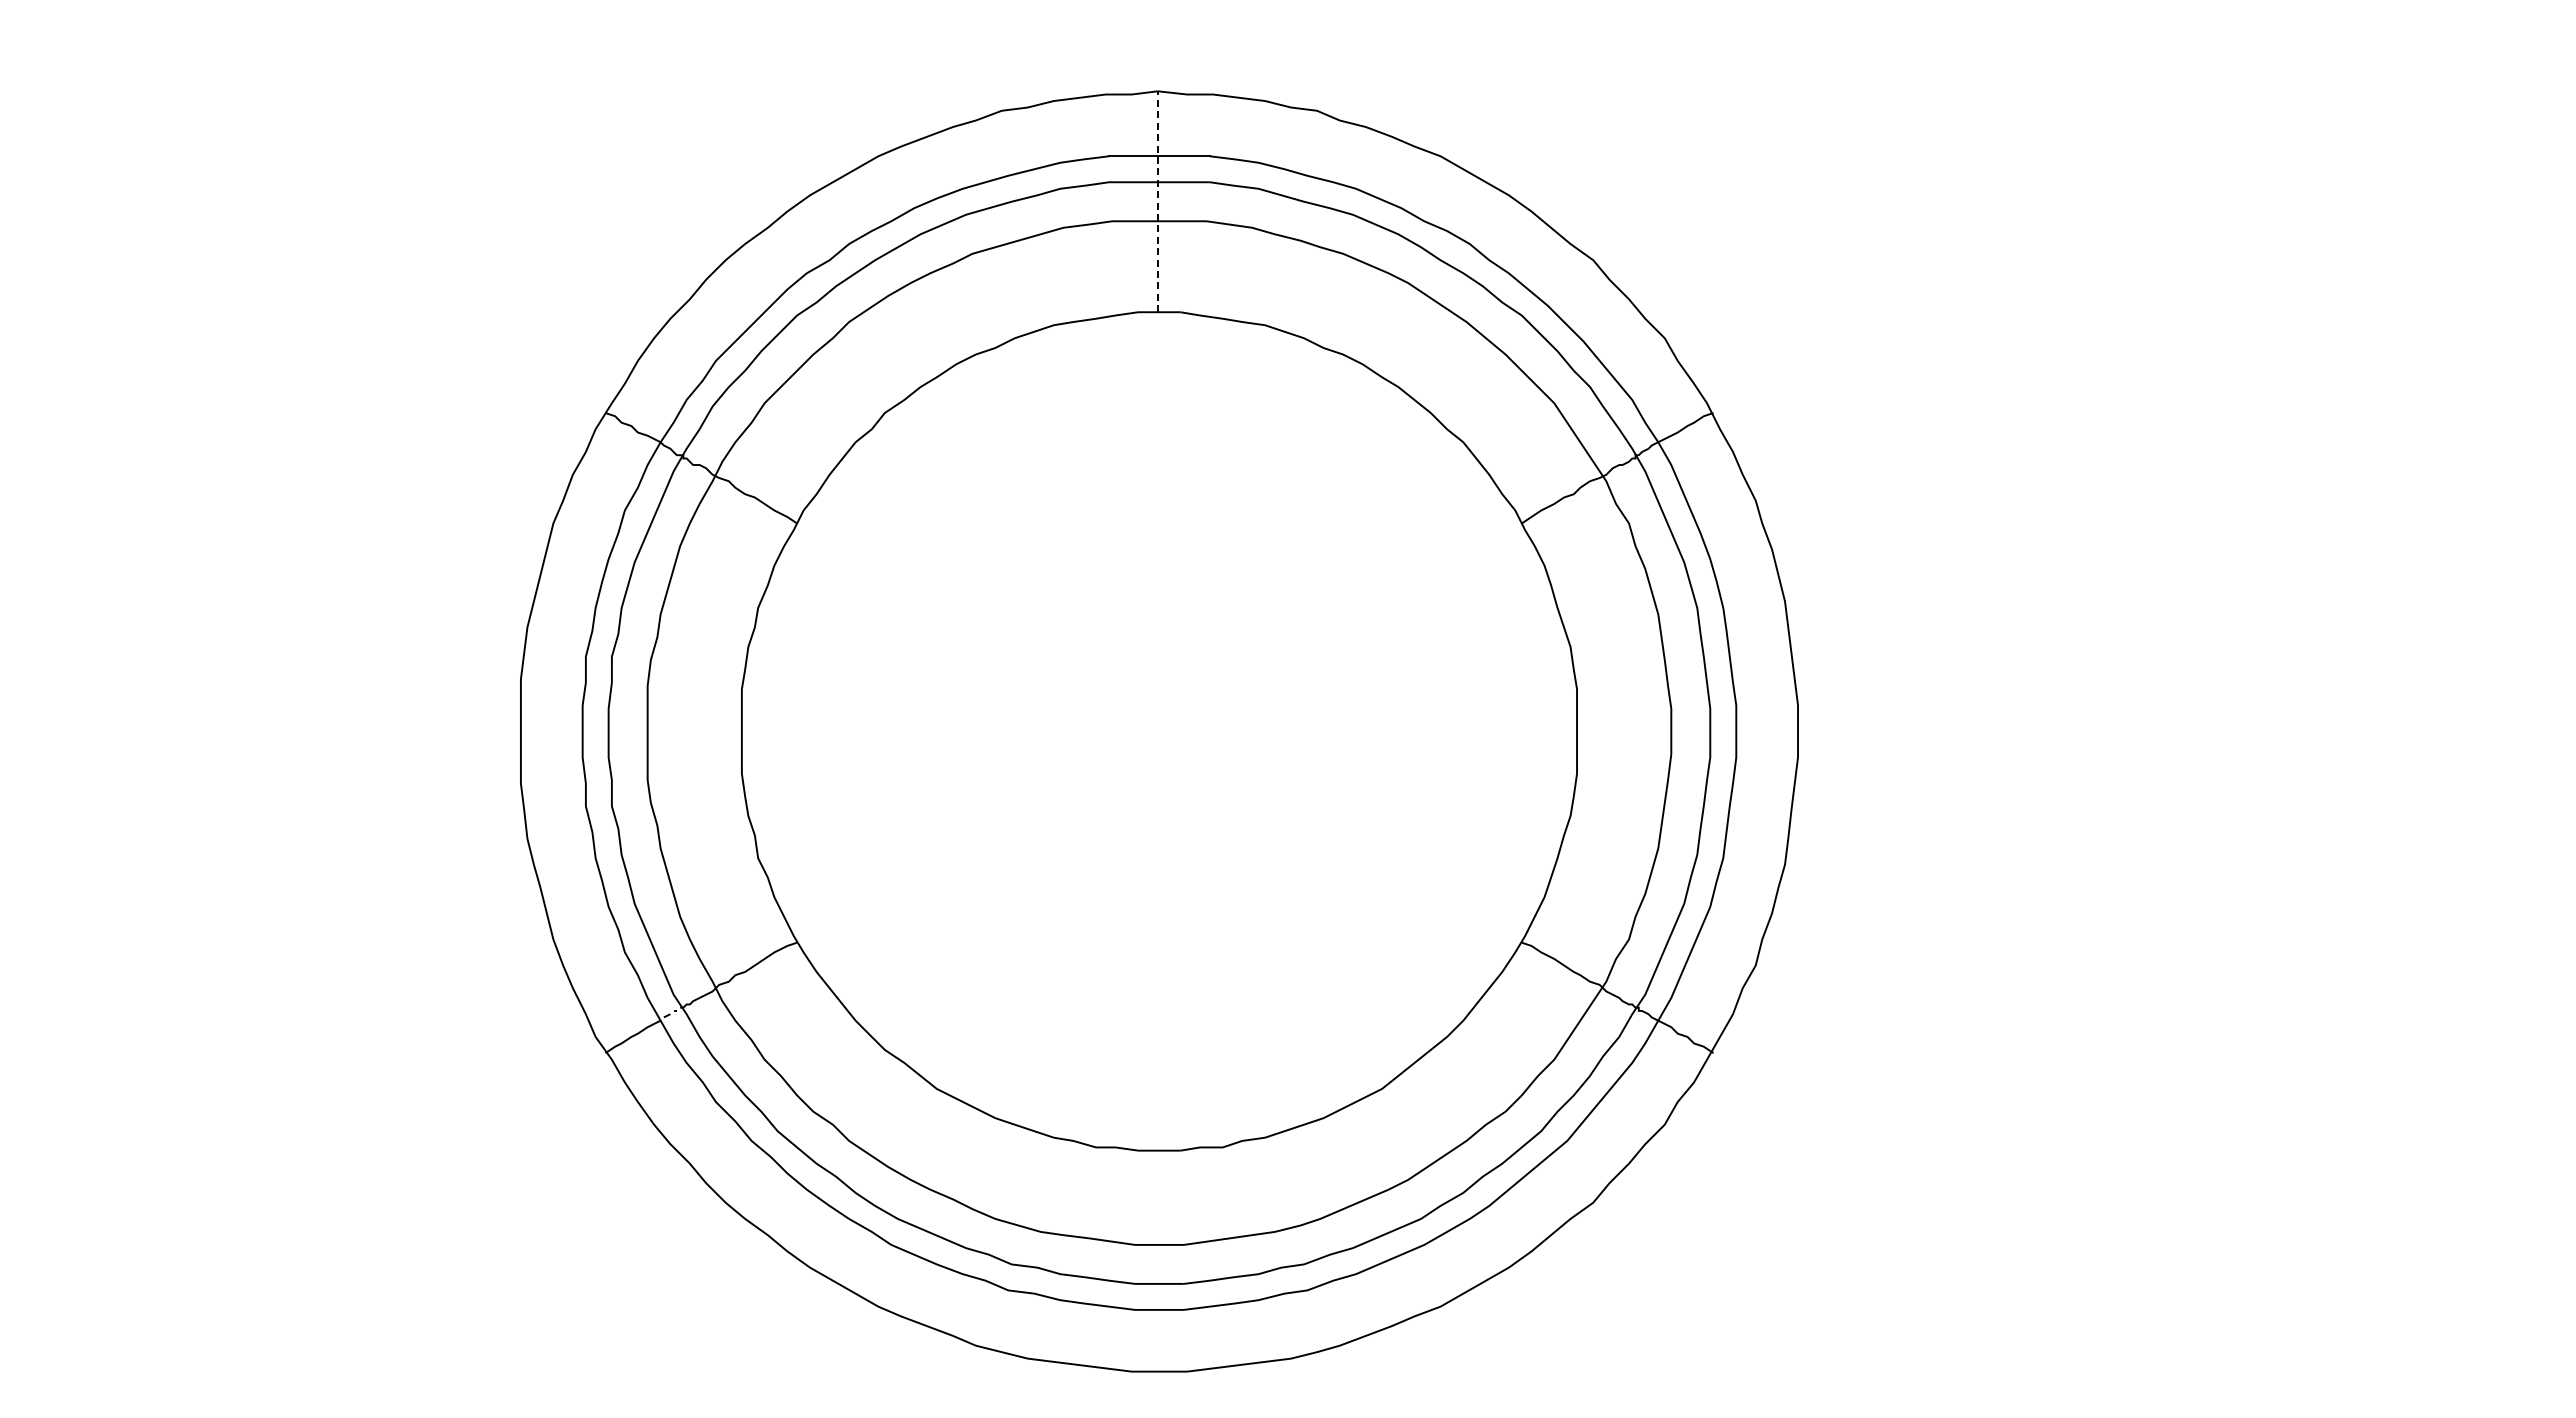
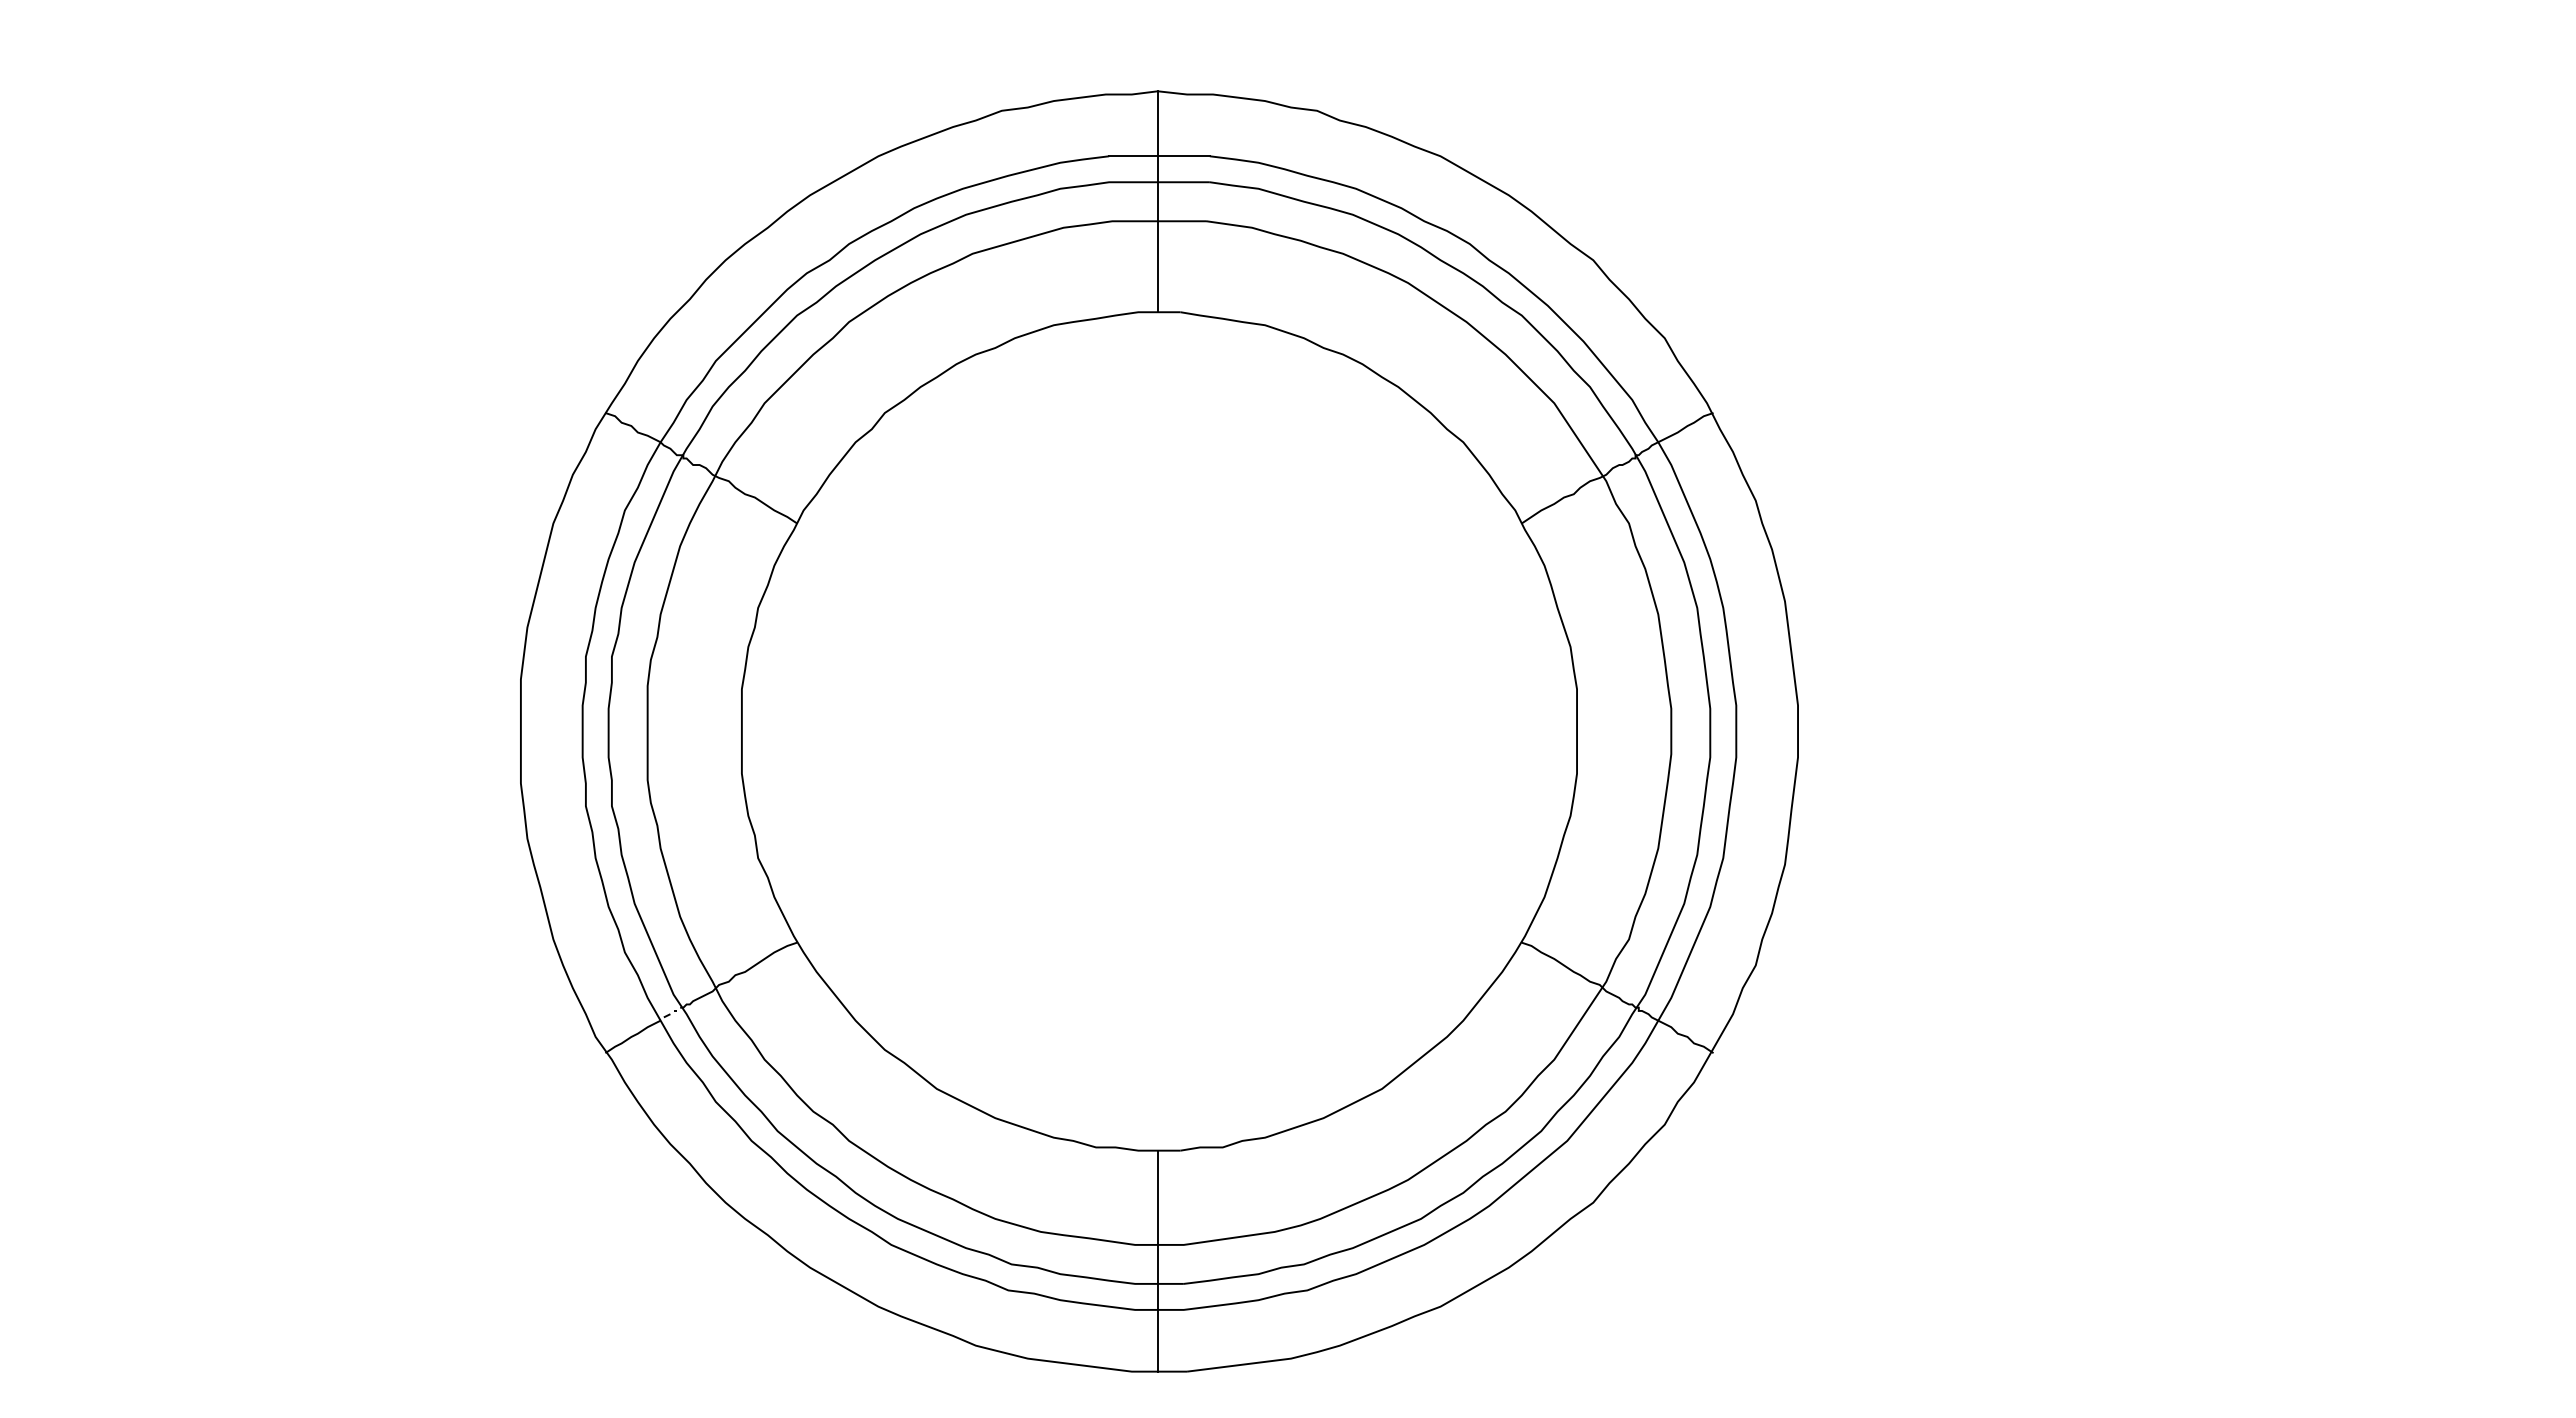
line: dashed -> solid (1157, 201)
line: none -> present (1157, 1260)
